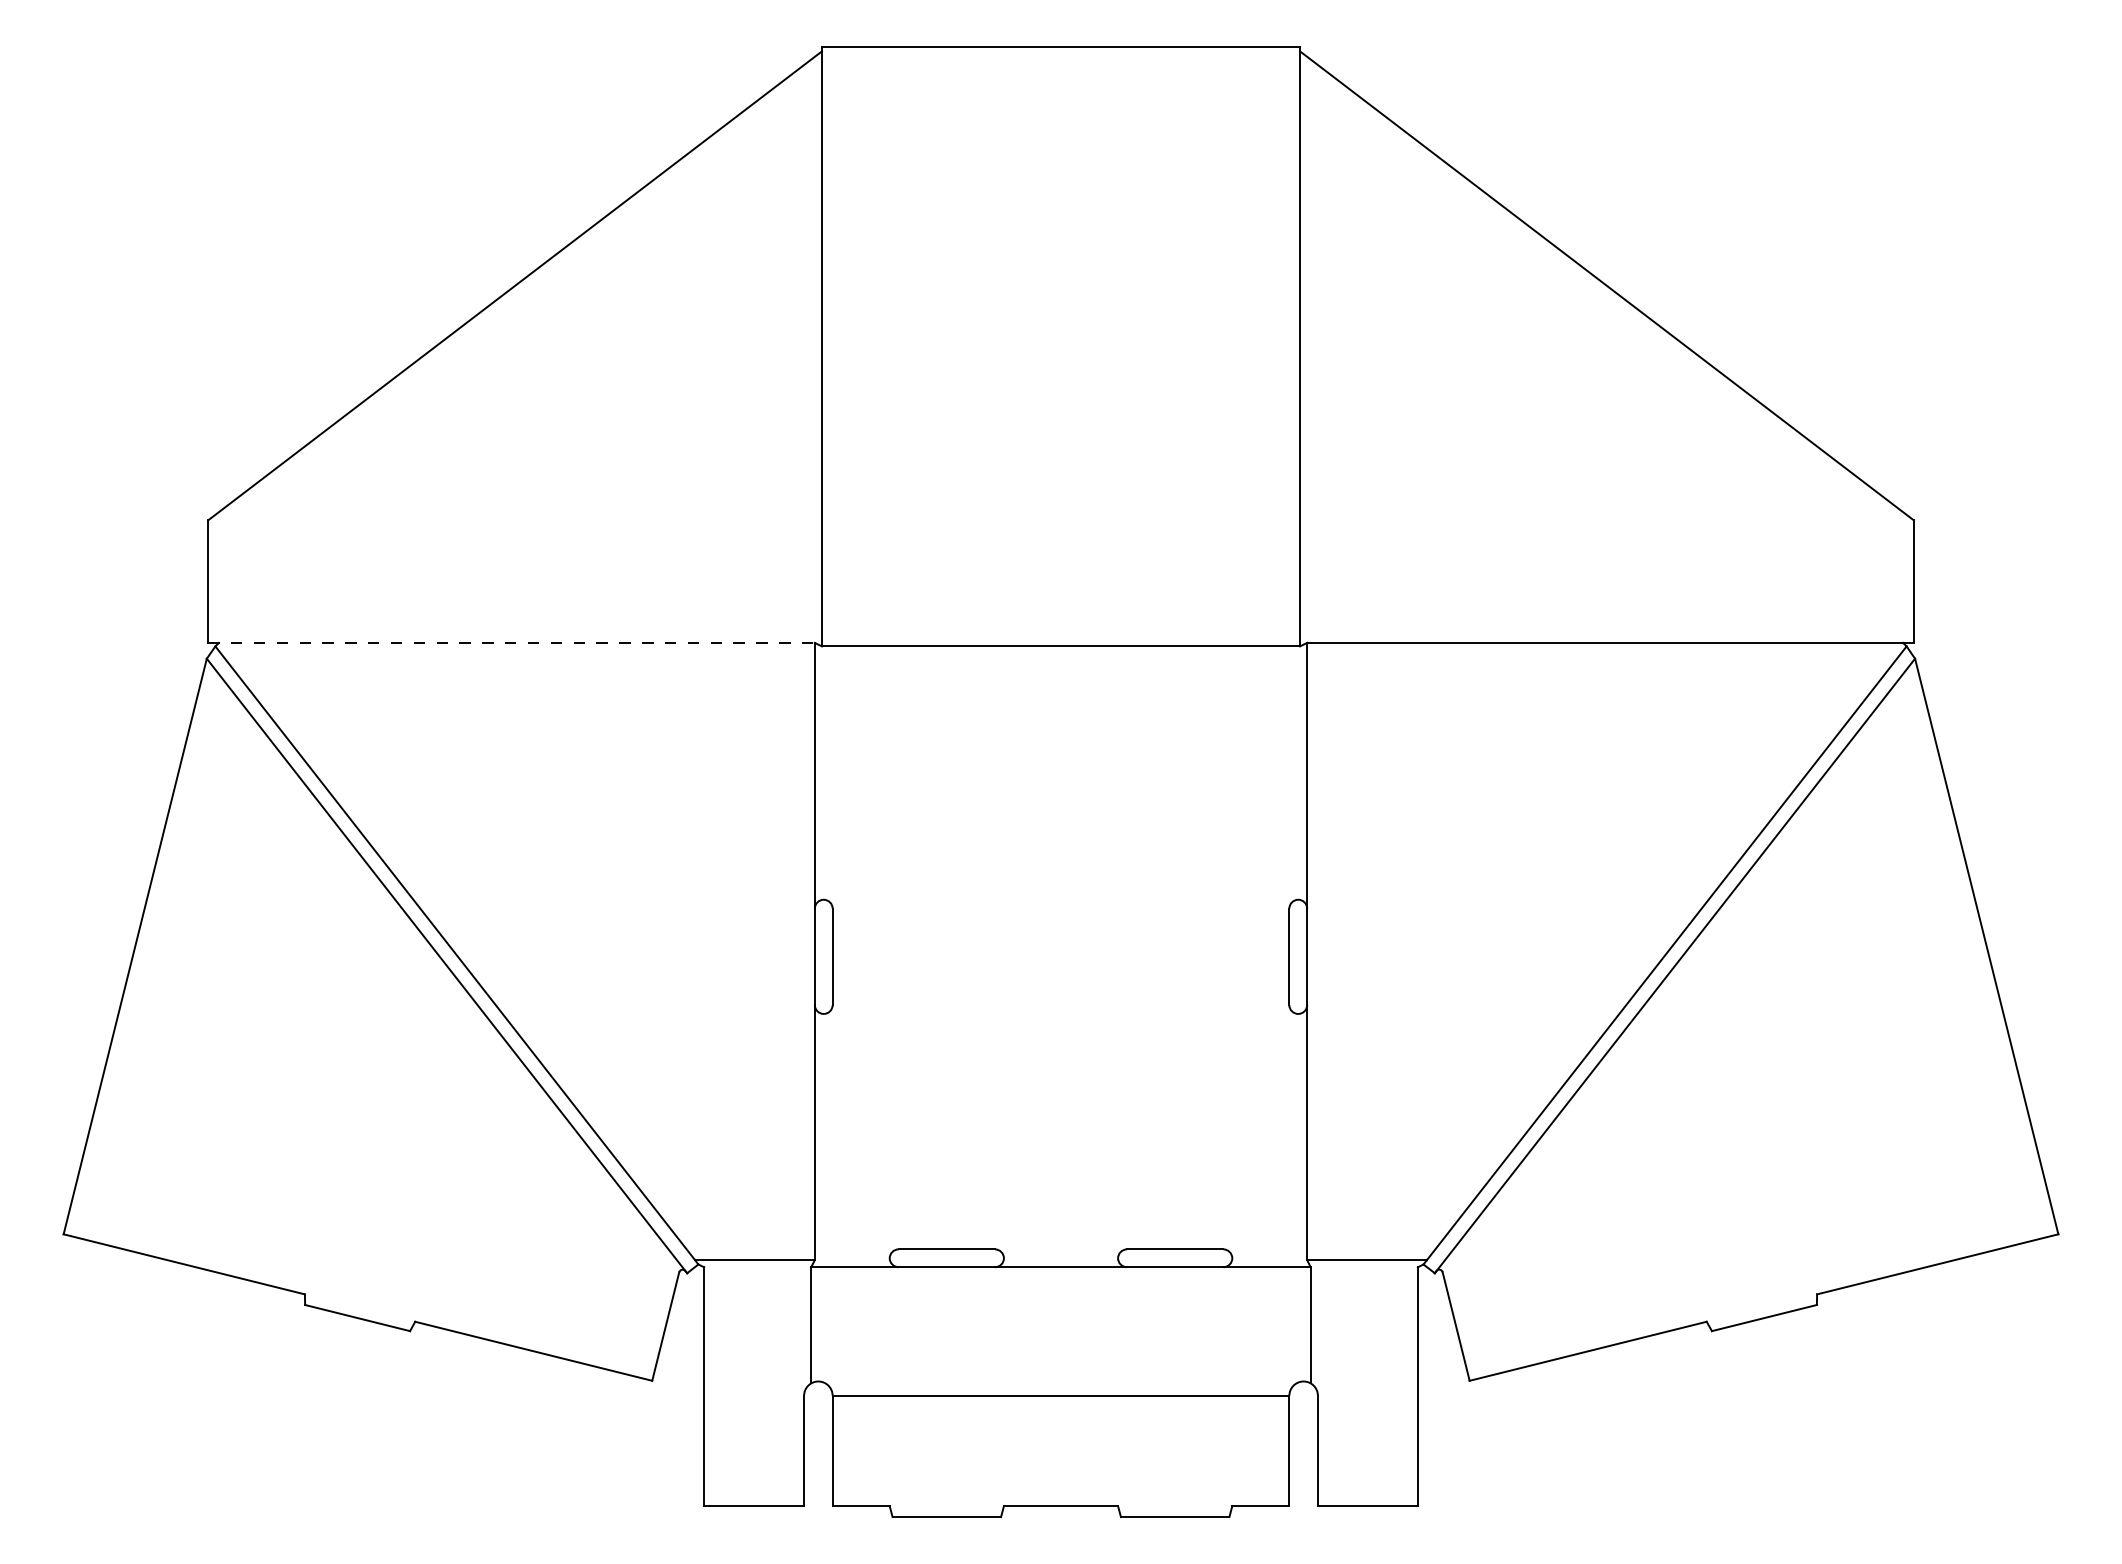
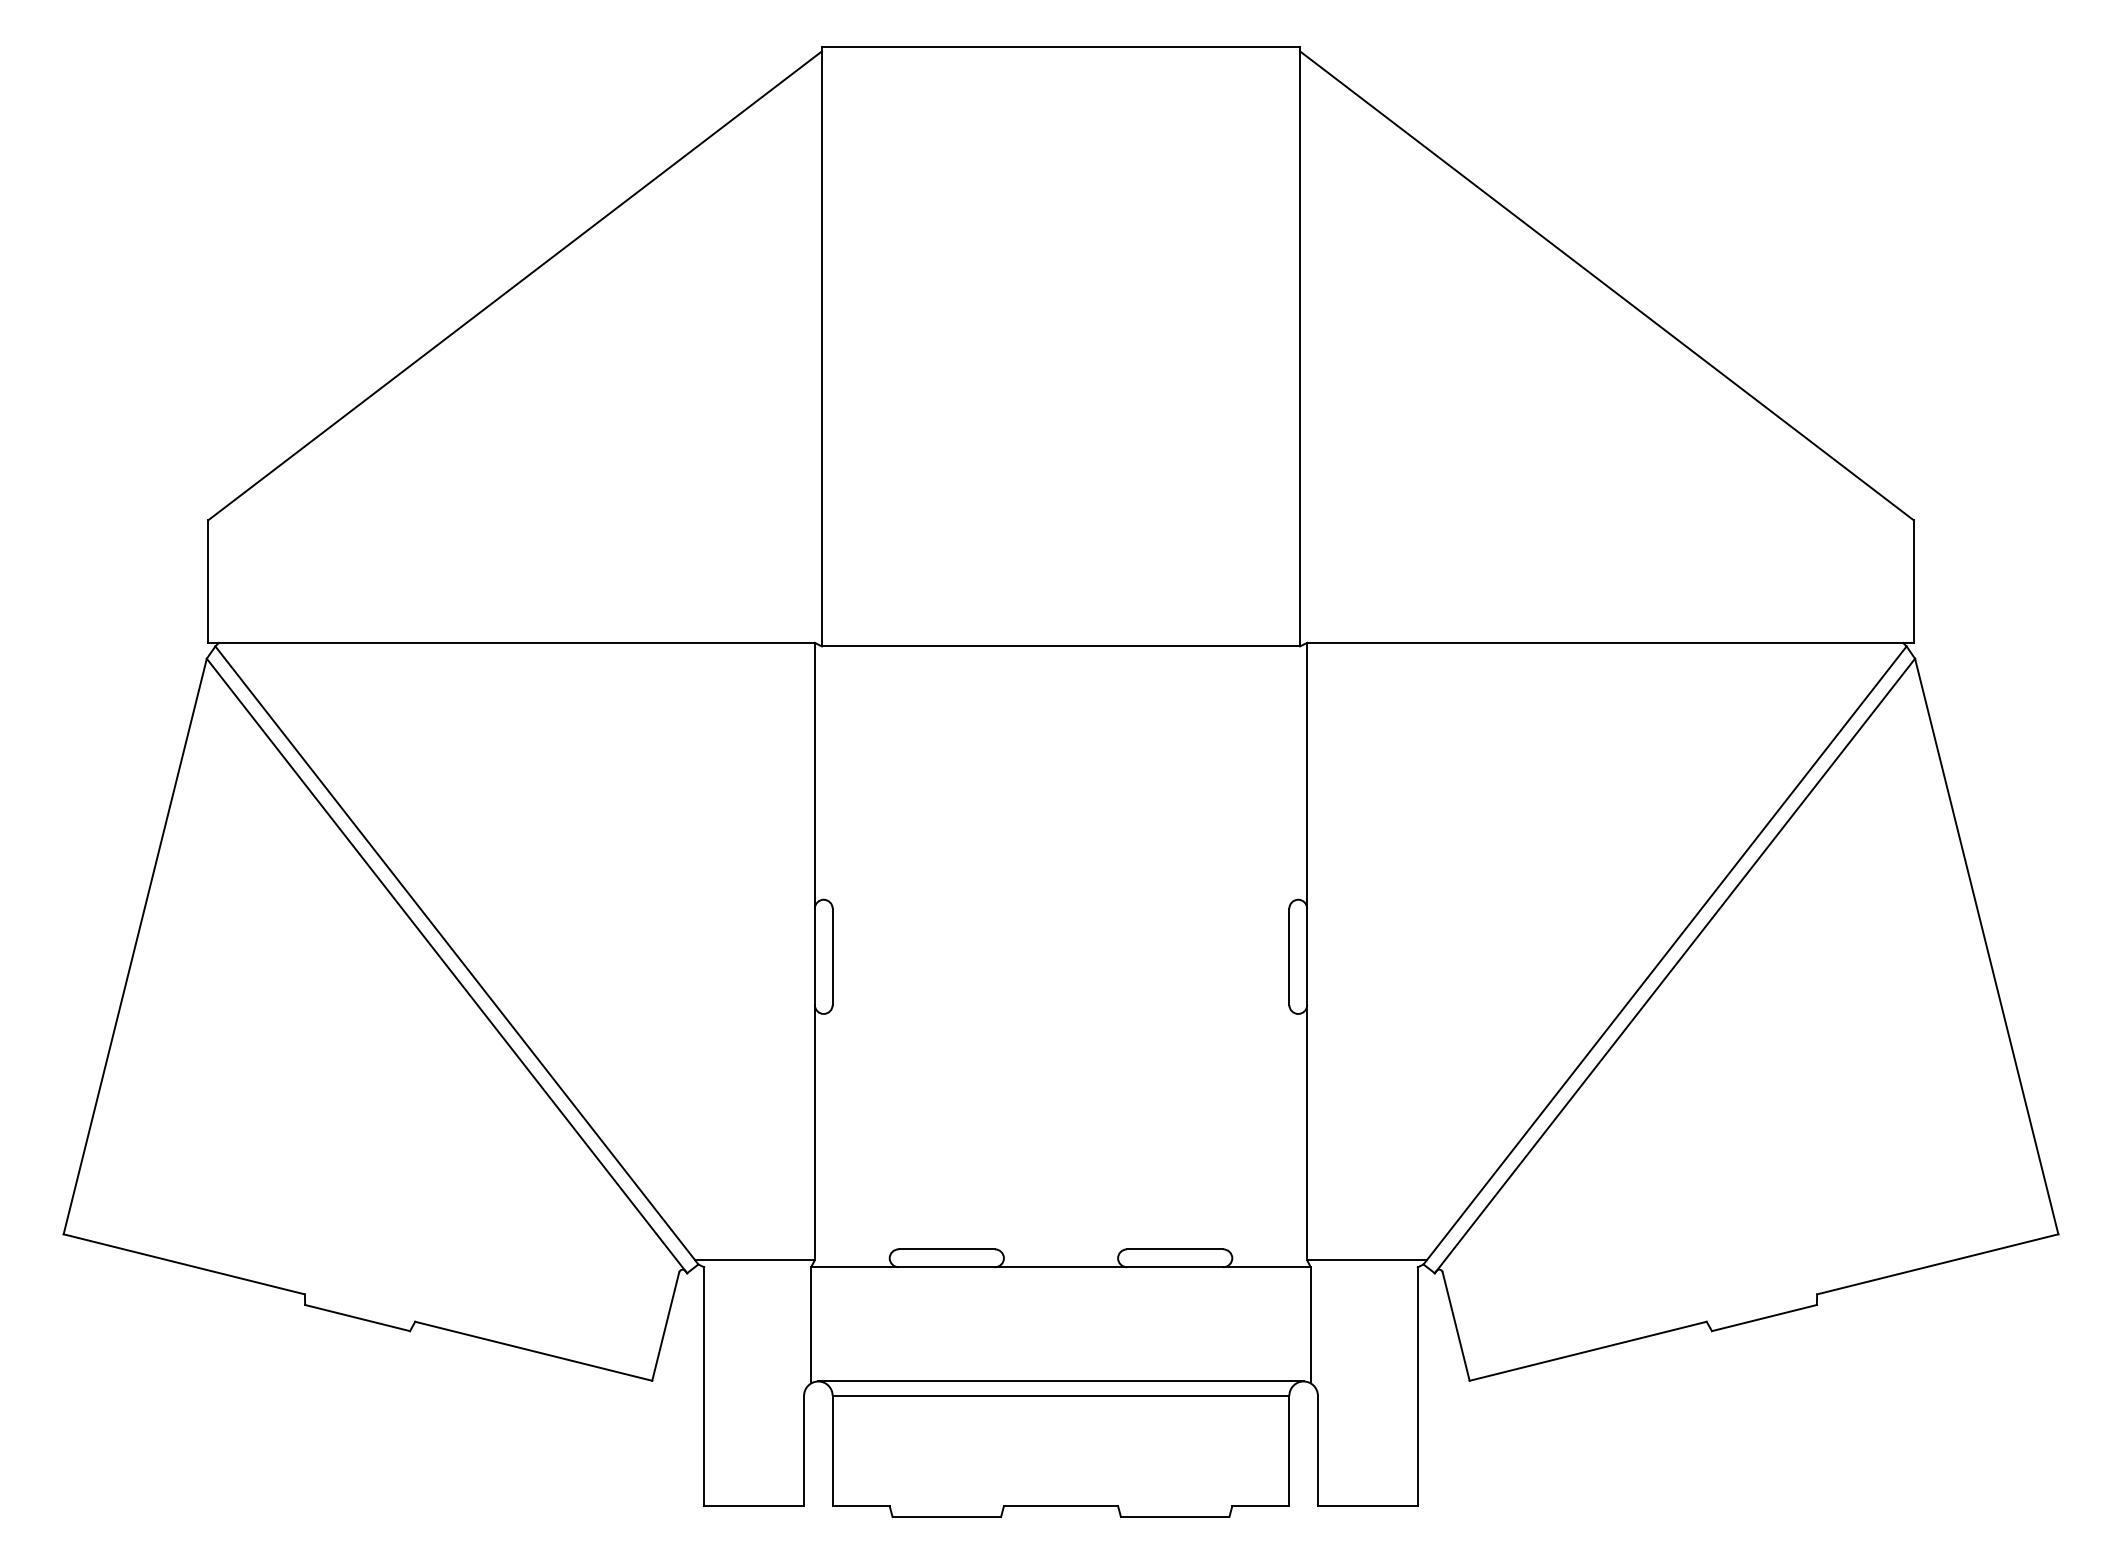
line: dashed -> solid (512, 642)
line: none -> present (1060, 1381)
